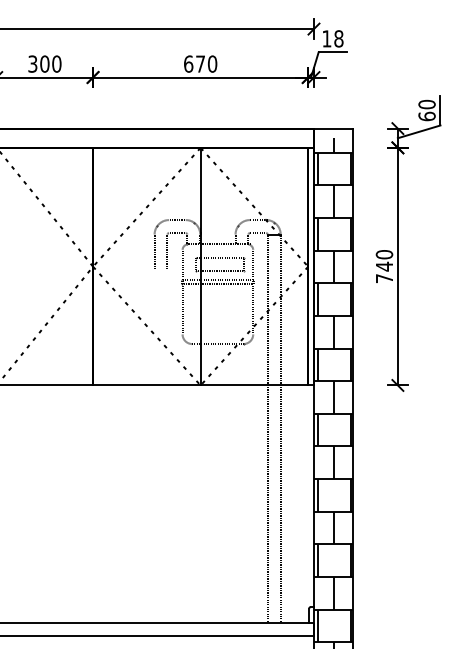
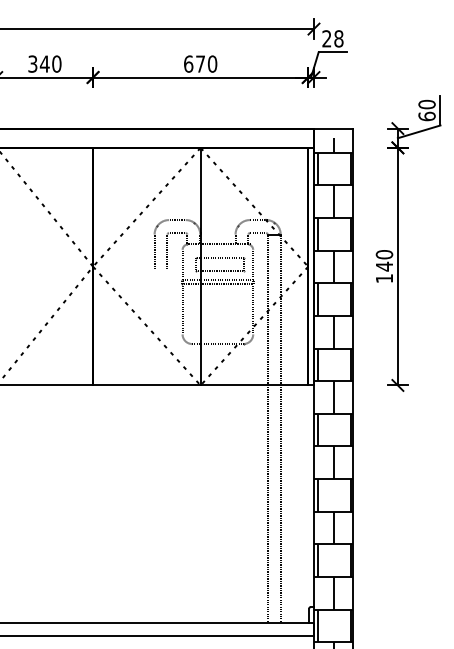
text: 18 -> 28 (326, 38)
text: 300 -> 340 (44, 63)
text: 740 -> 140 (384, 278)
